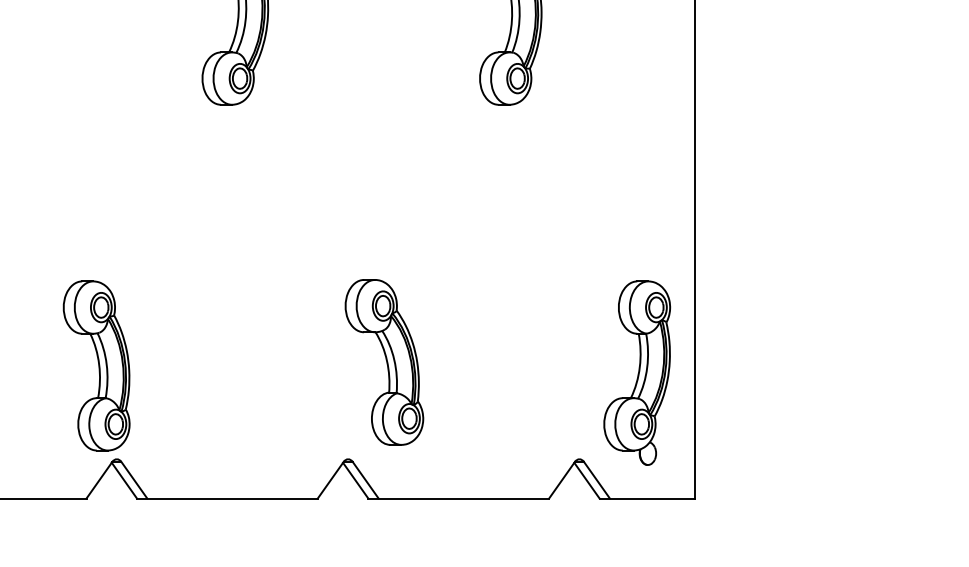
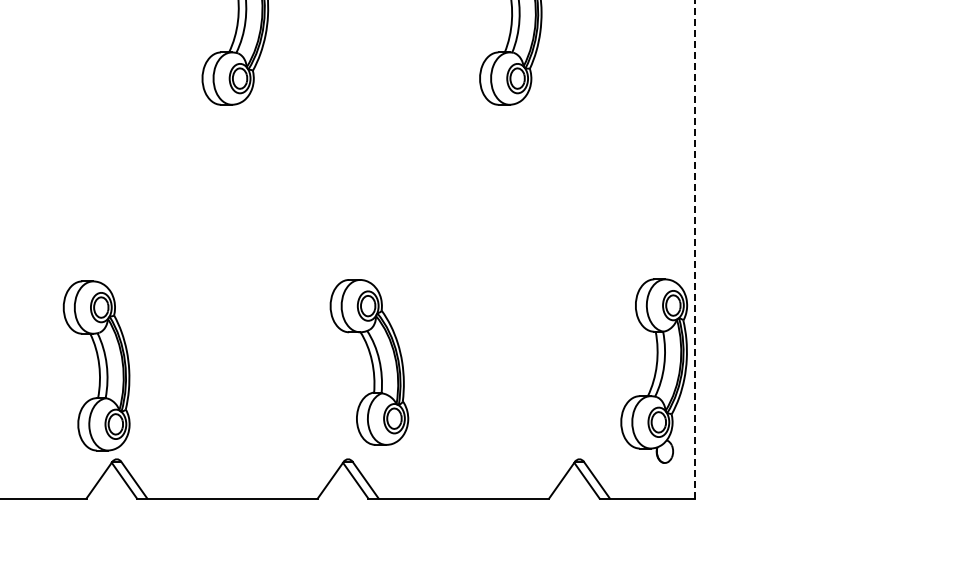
line: solid -> dashed (695, 249)
part position: (384, 362) -> (369, 362) (369, 362)
part position: (637, 372) -> (654, 370) (654, 370)
